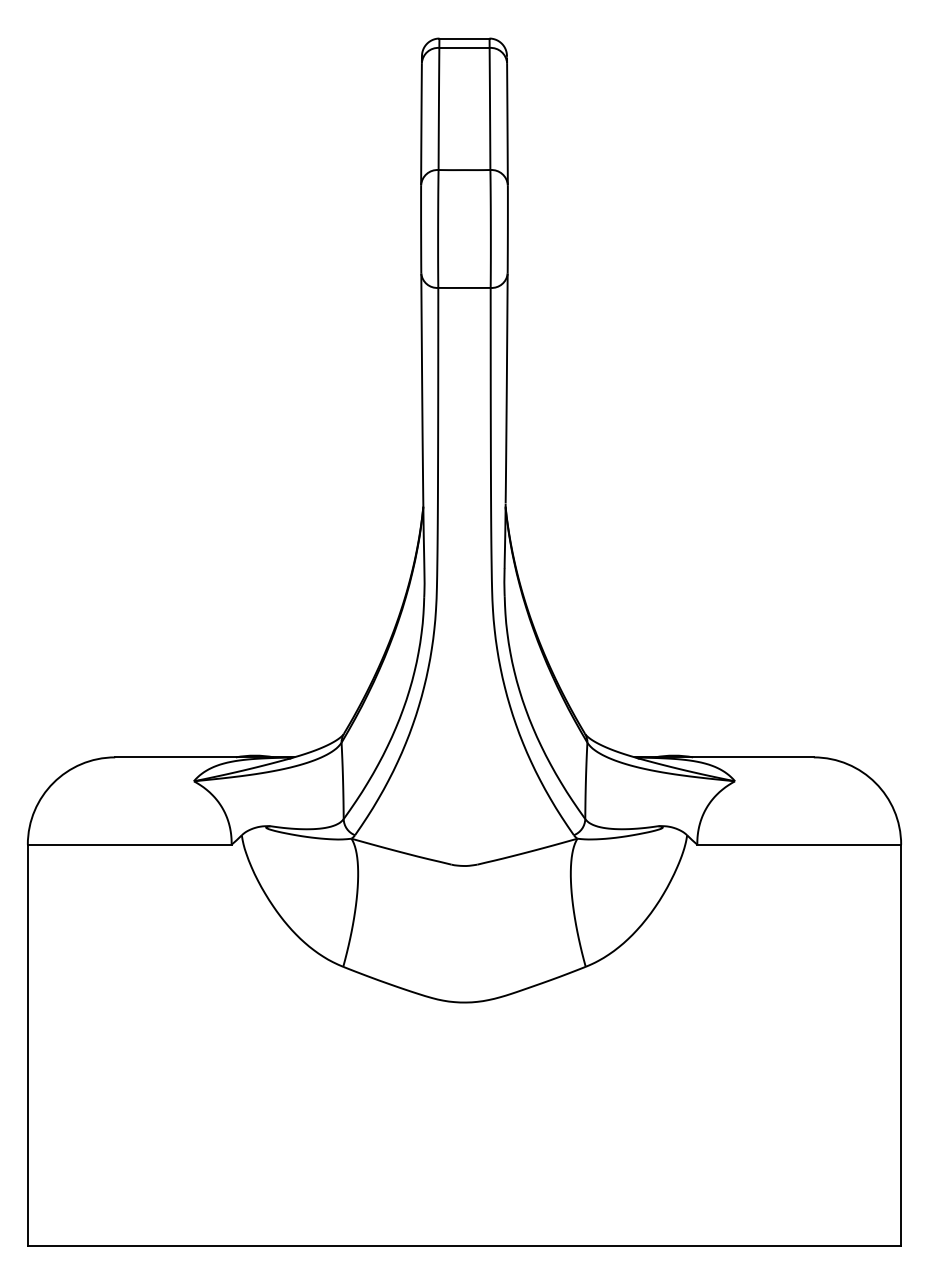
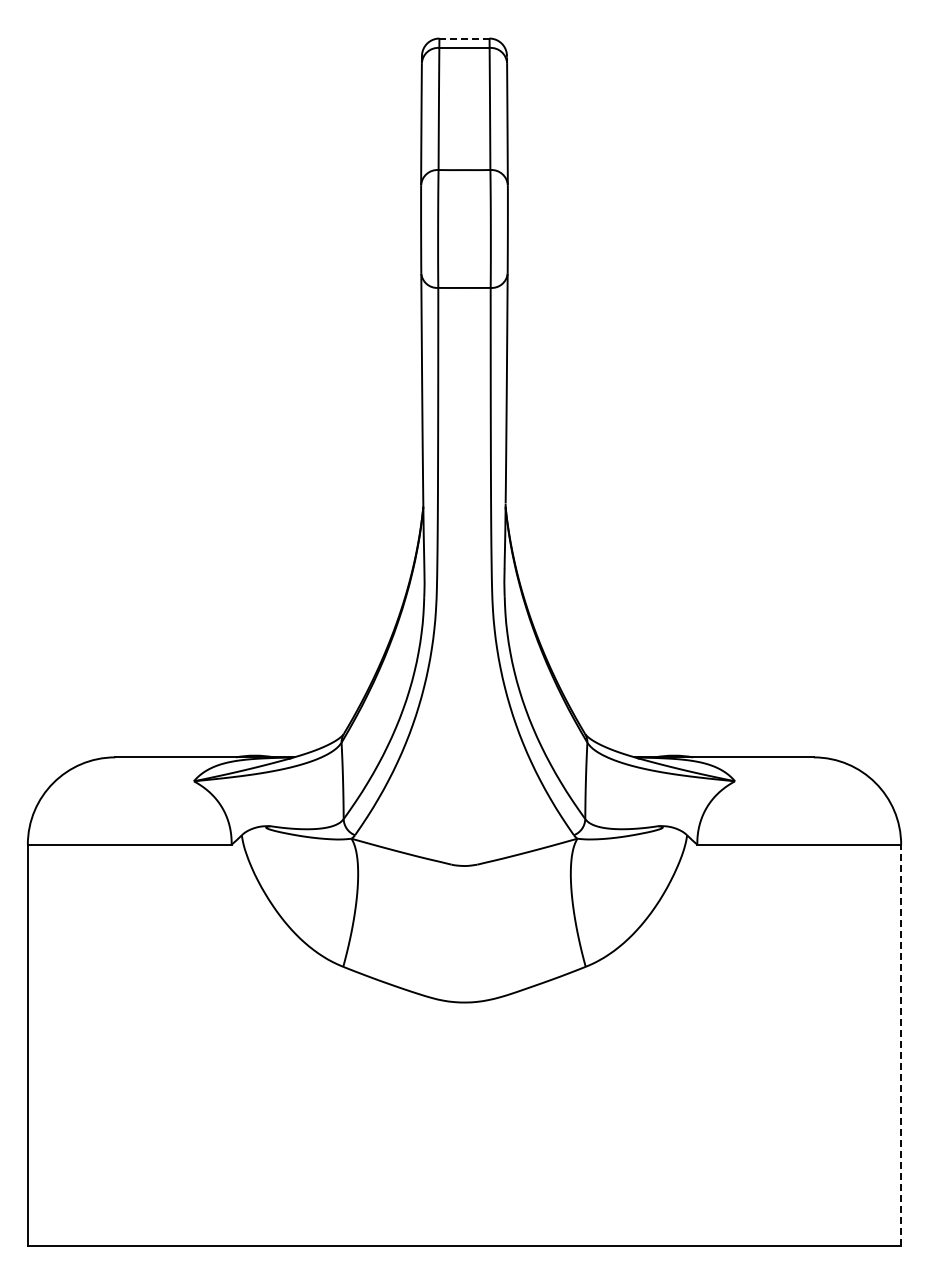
line: solid -> dashed (464, 38)
line: solid -> dashed (901, 1045)
